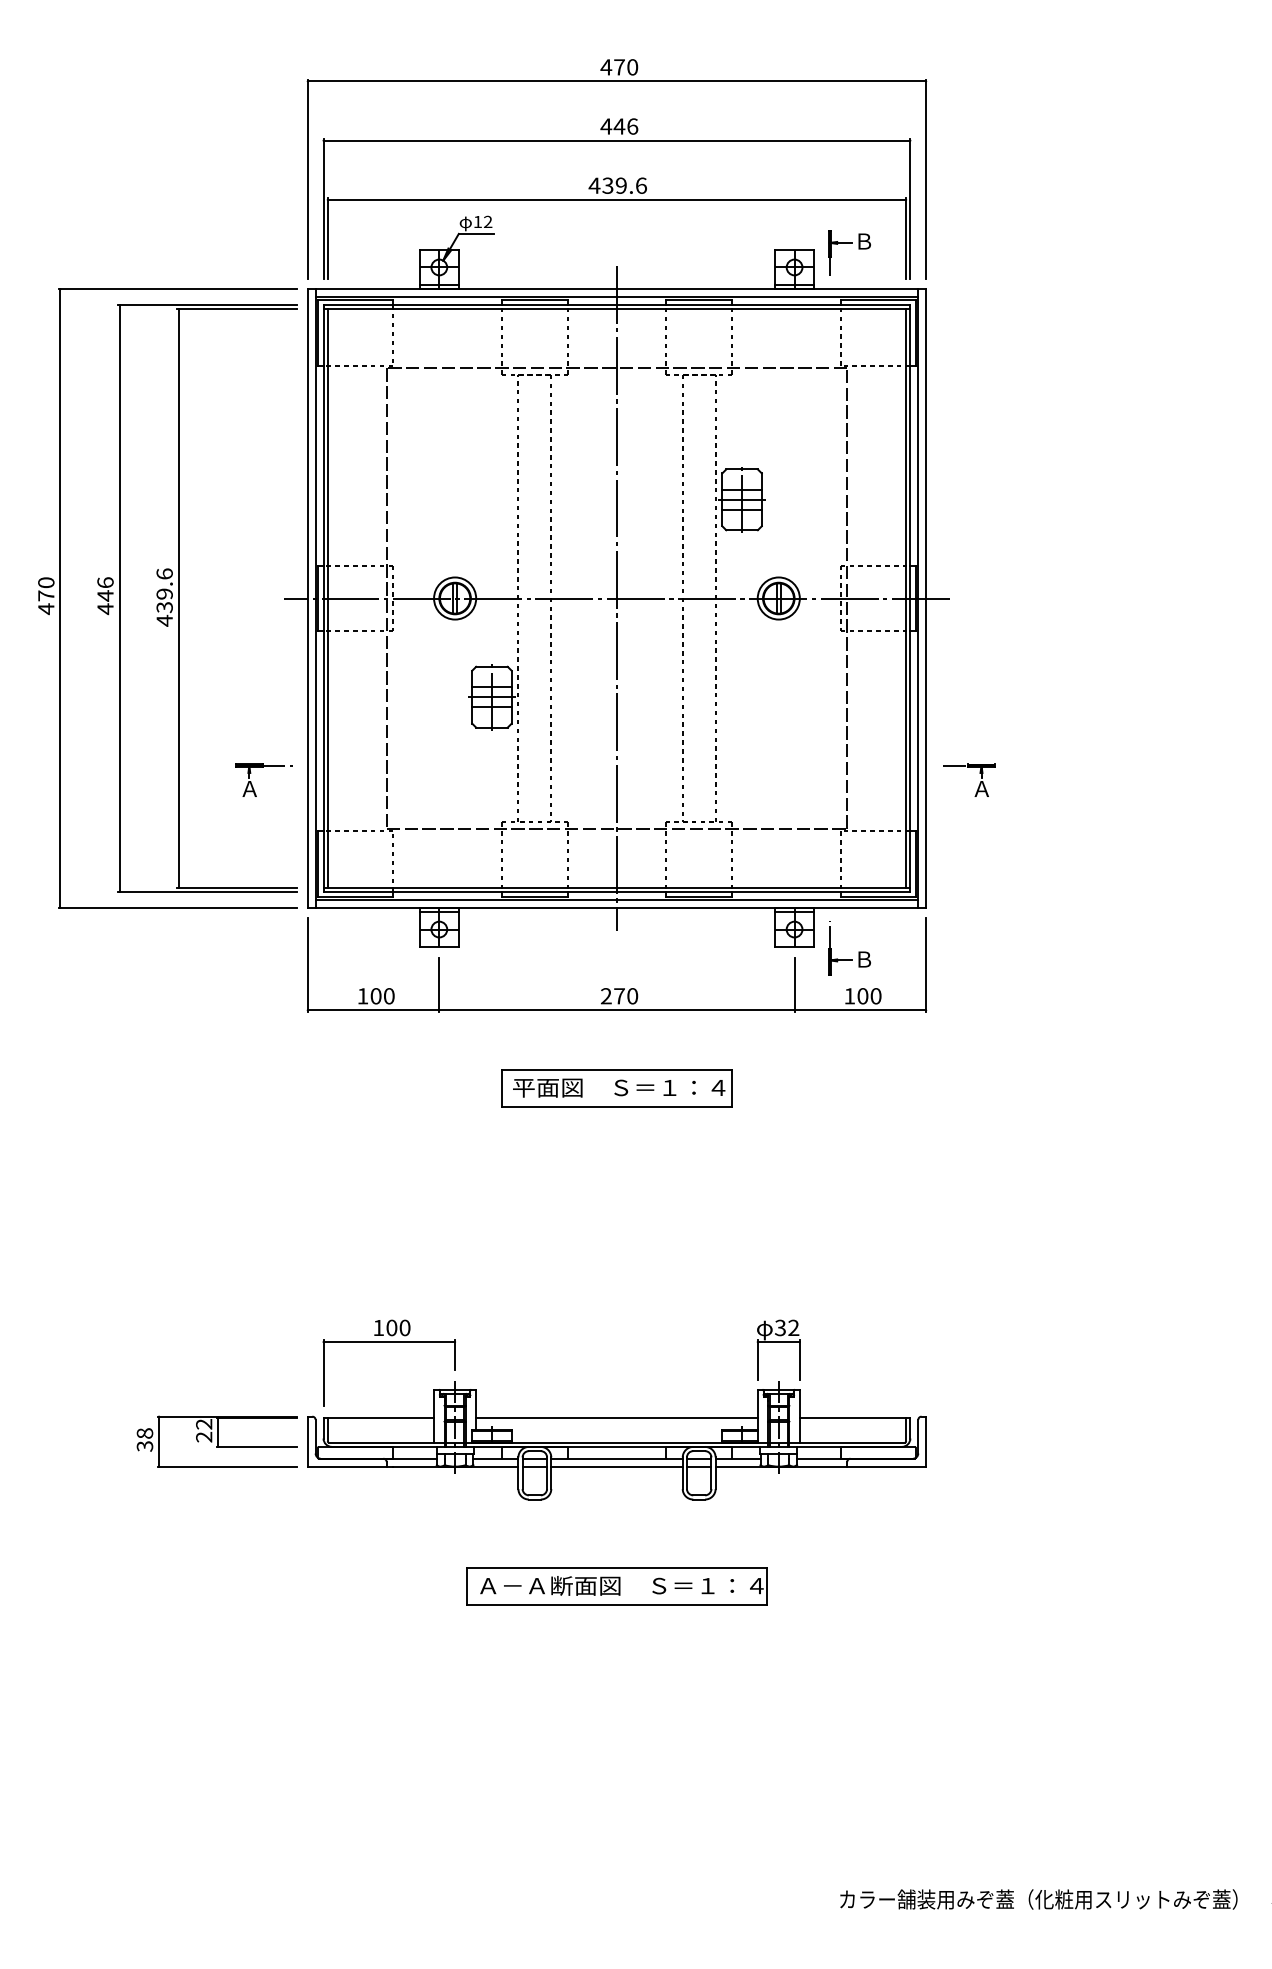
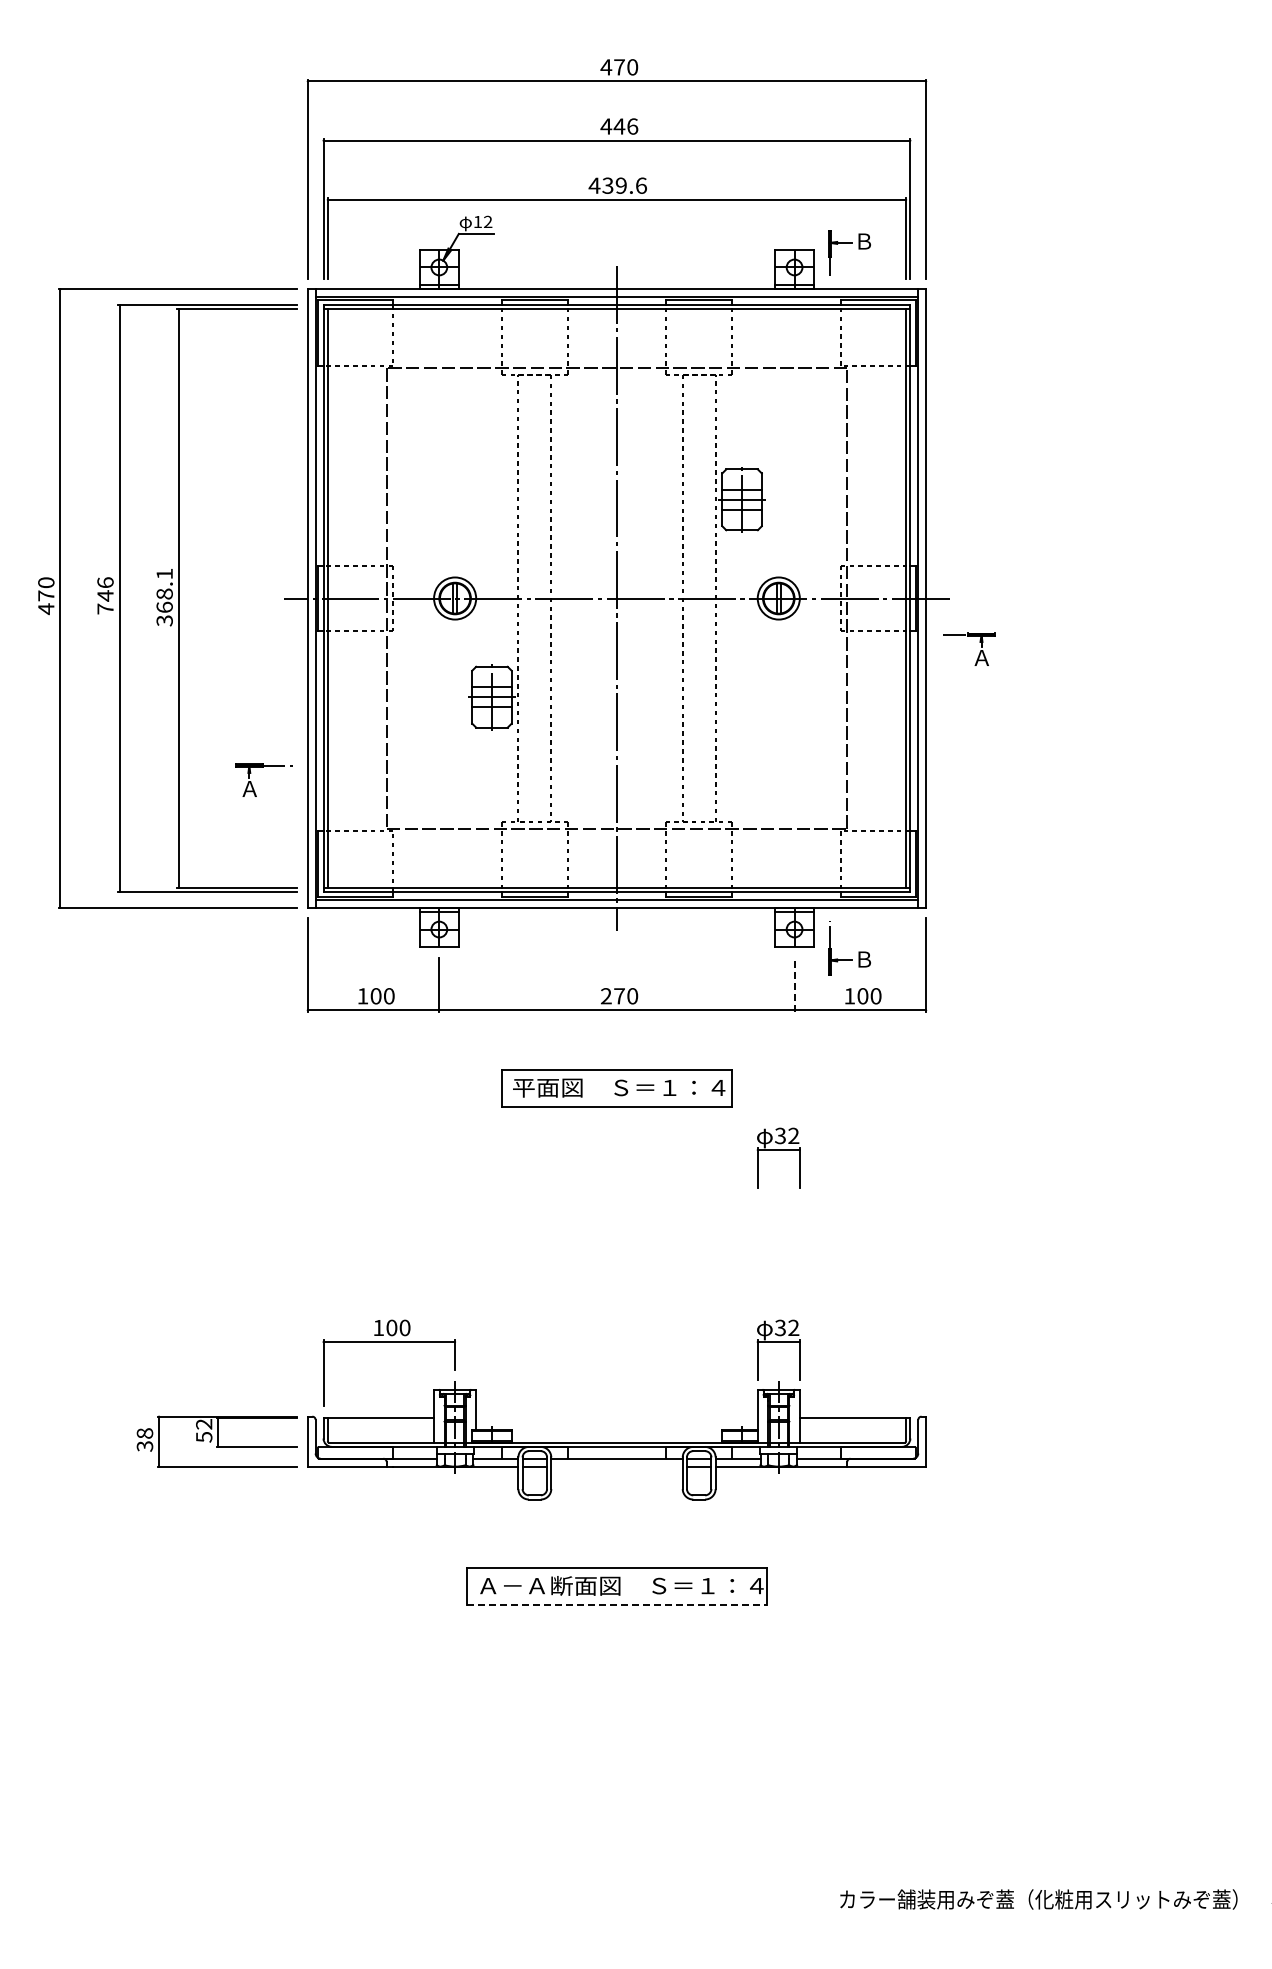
text: 439.6 -> 368.1 (164, 597)
text: 446 -> 746 (105, 609)
part position: (979, 783) -> (979, 652) (979, 652)
line: solid -> dashed (794, 984)
part: none -> present (778, 1150)
line: present -> none (616, 1417)
text: 22 -> 52 (204, 1436)
line: present -> none (616, 1466)
line: solid -> dashed (617, 1604)
